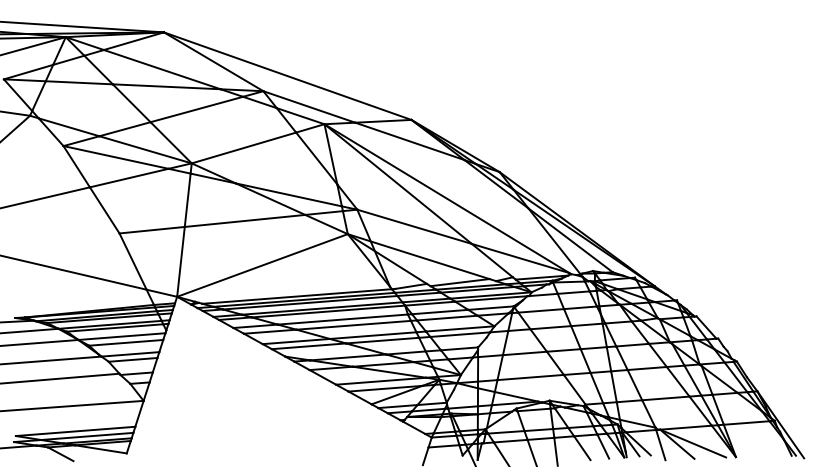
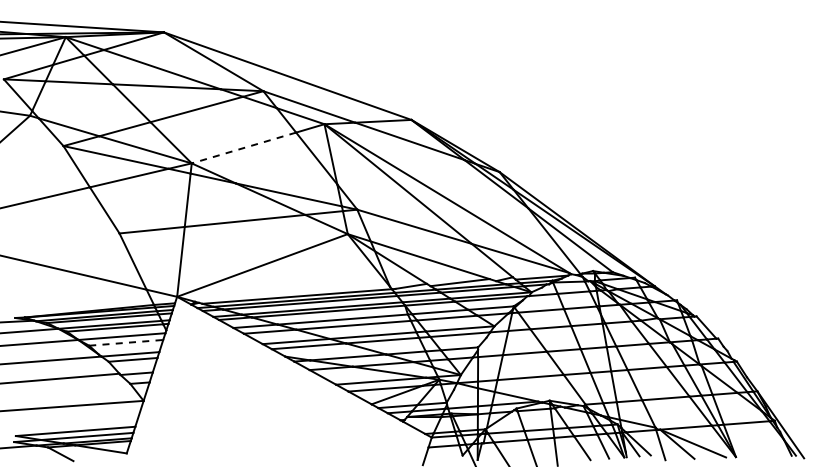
line: solid -> dashed (243, 148)
line: solid -> dashed (126, 342)
